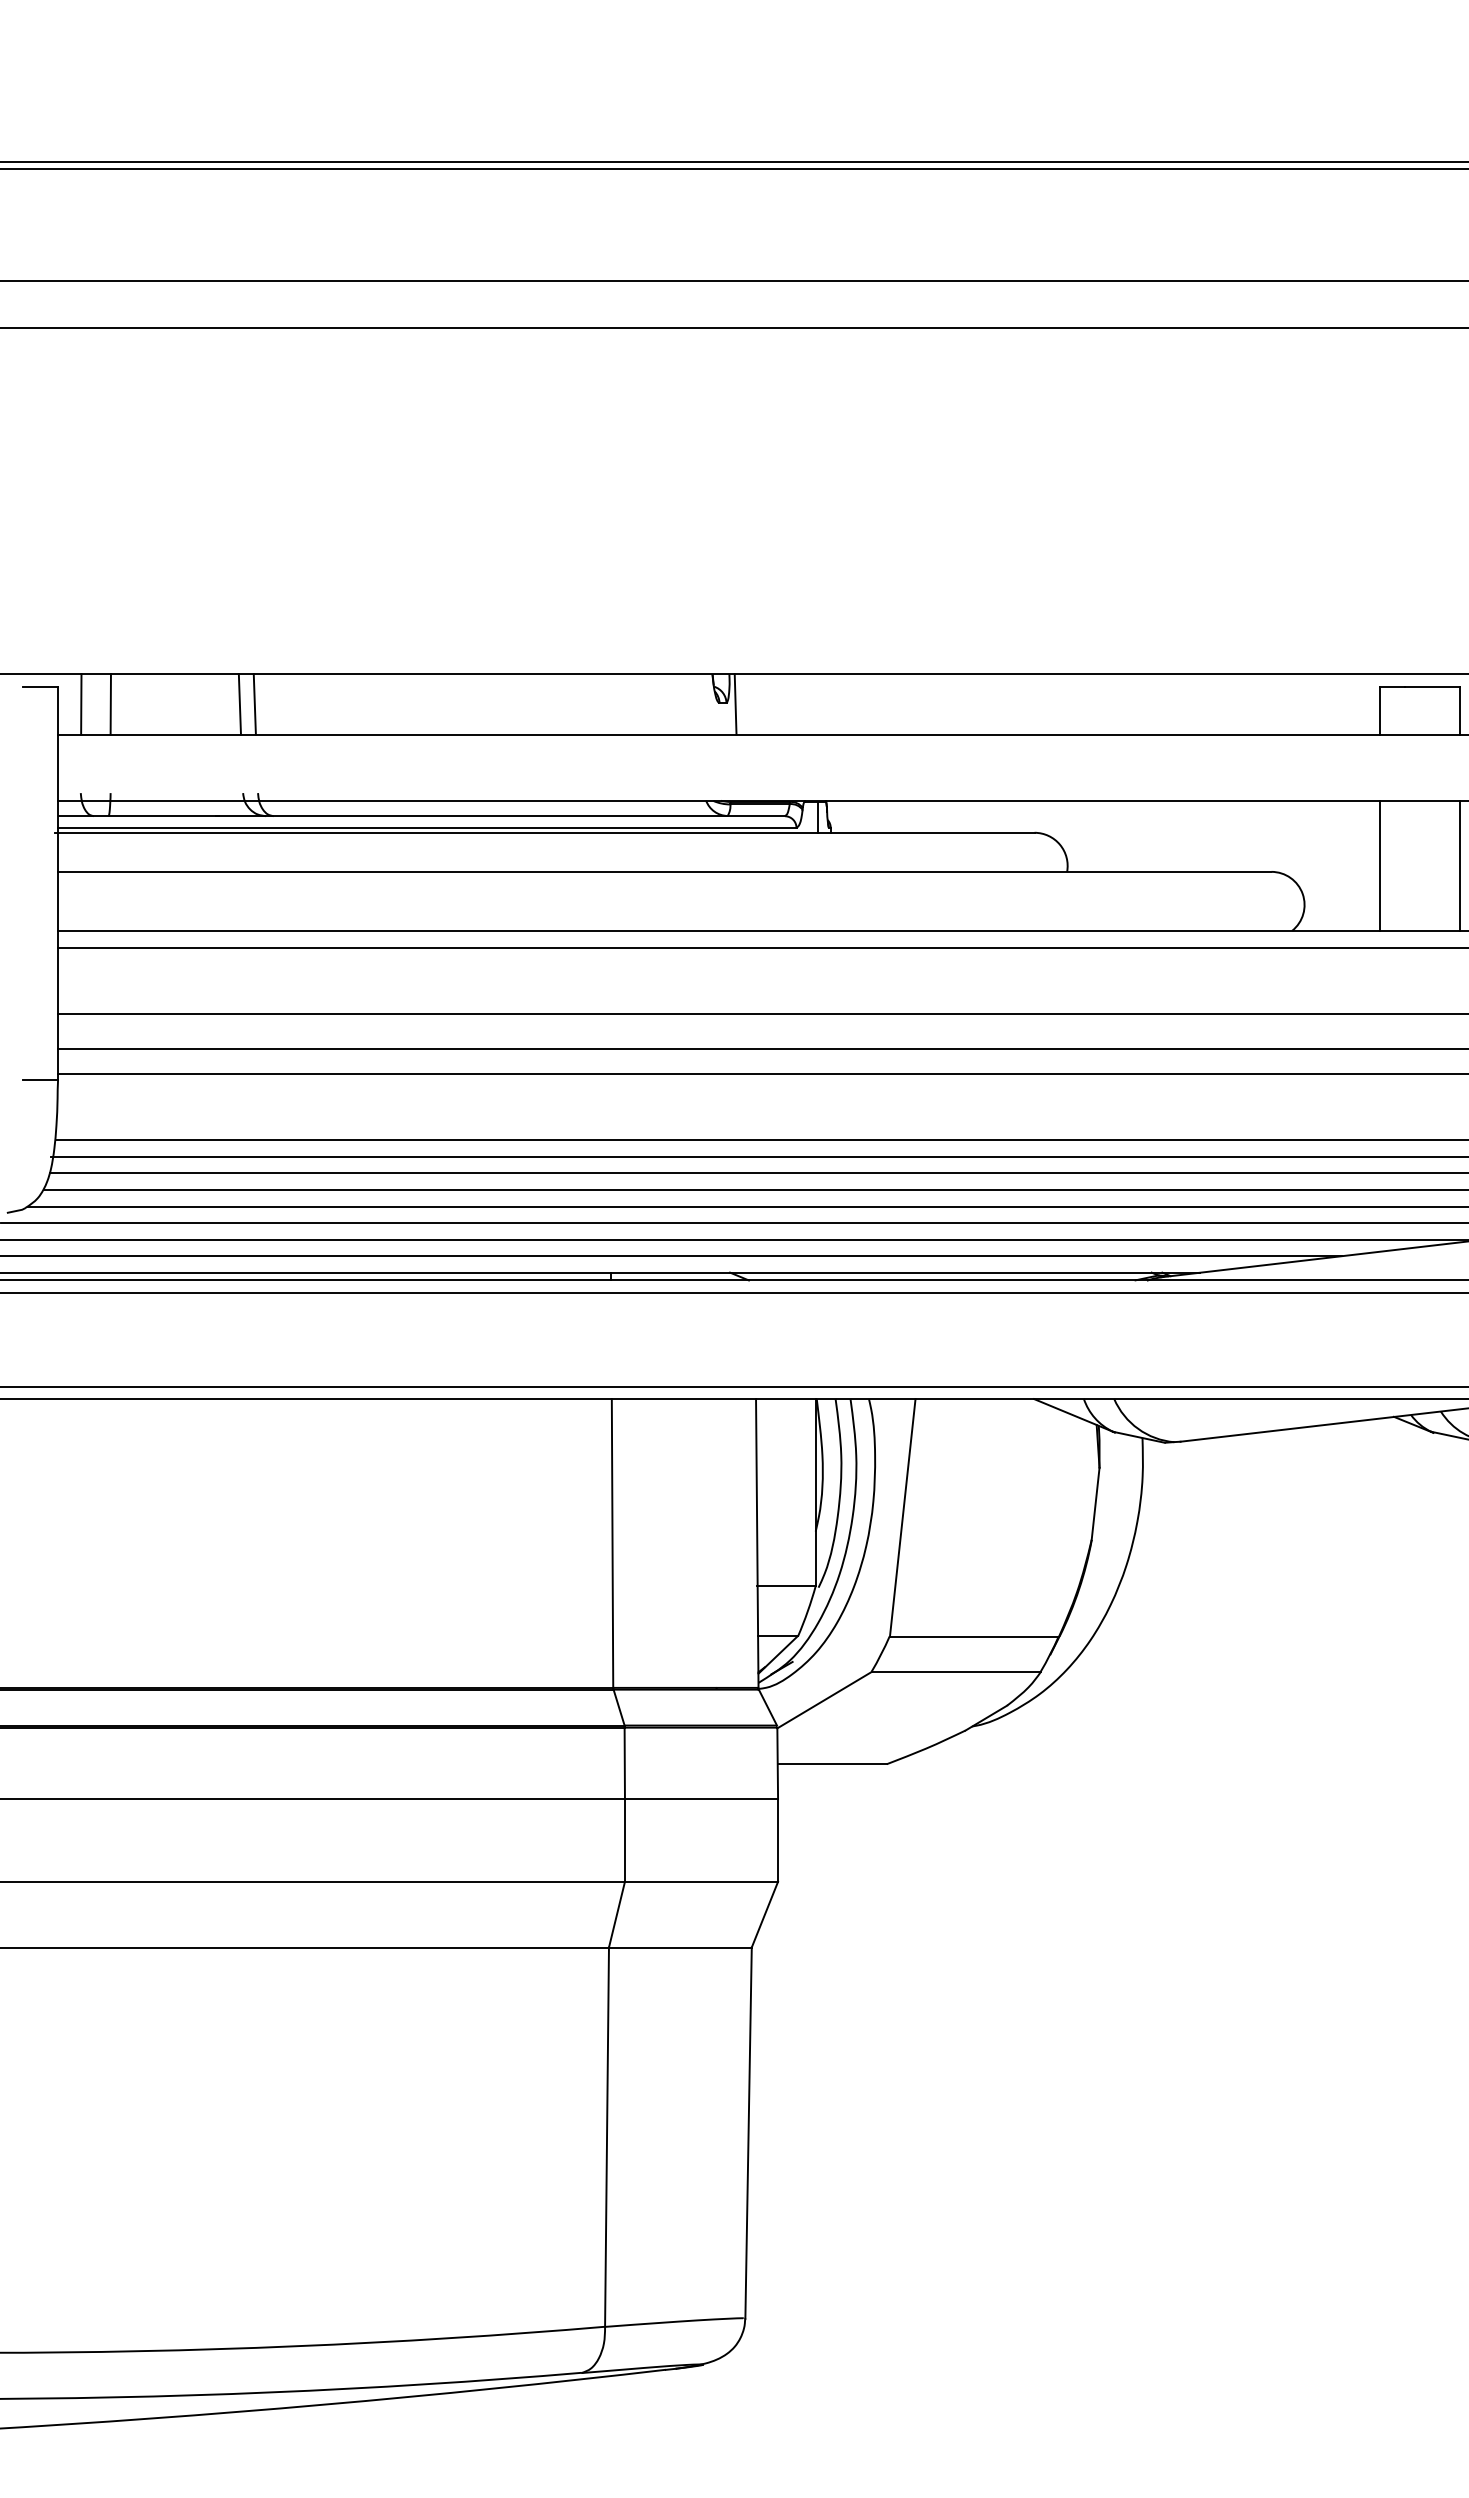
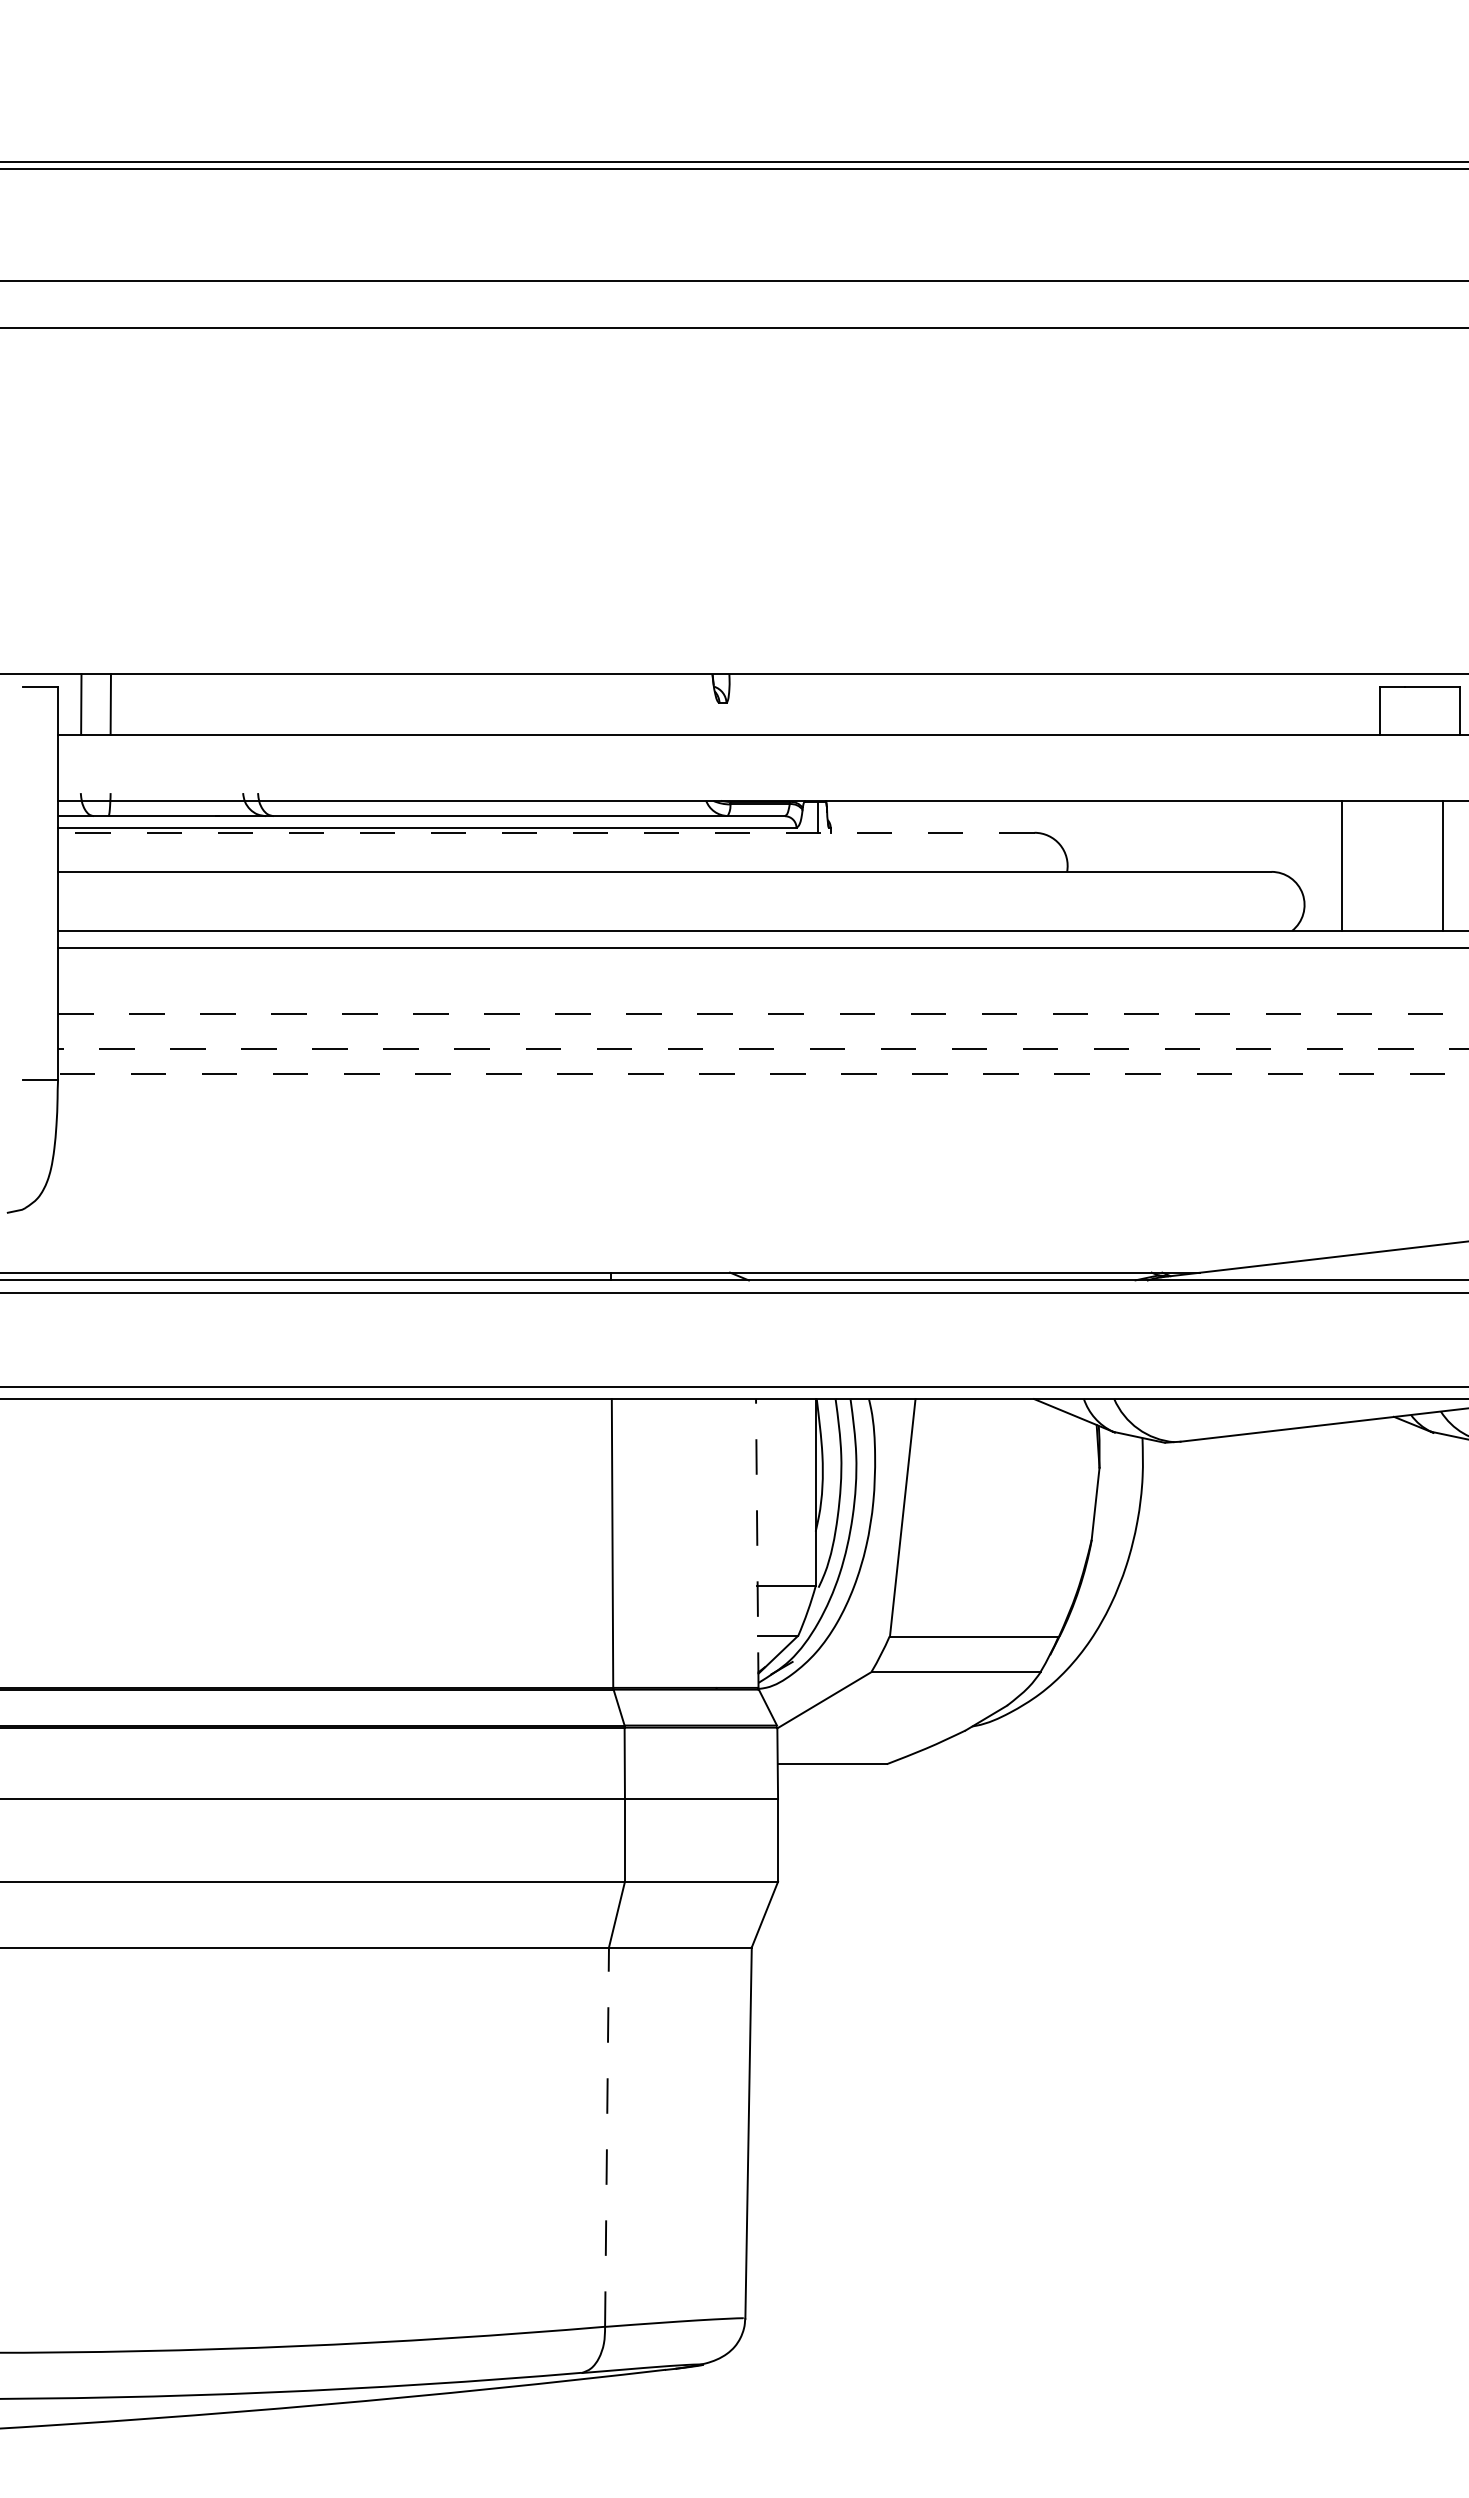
line: present -> none (239, 704)
line: present -> none (254, 704)
line: present -> none (735, 704)
line: solid -> dashed (544, 832)
line position: (1380, 865) -> (1342, 865) (1342, 865)
line position: (1460, 865) -> (1443, 865) (1443, 865)
line: solid -> dashed (763, 1013)
line: solid -> dashed (762, 1049)
line: solid -> dashed (762, 1073)
line: present -> none (760, 1140)
line: present -> none (757, 1156)
line: present -> none (757, 1173)
line: present -> none (754, 1189)
line: present -> none (746, 1206)
line: present -> none (733, 1222)
line: present -> none (733, 1239)
line: present -> none (671, 1255)
line: solid -> dashed (757, 1542)
line: solid -> dashed (607, 2137)
